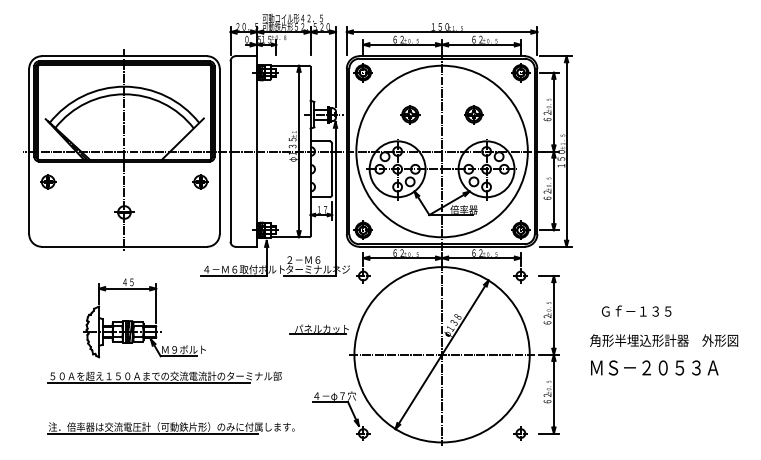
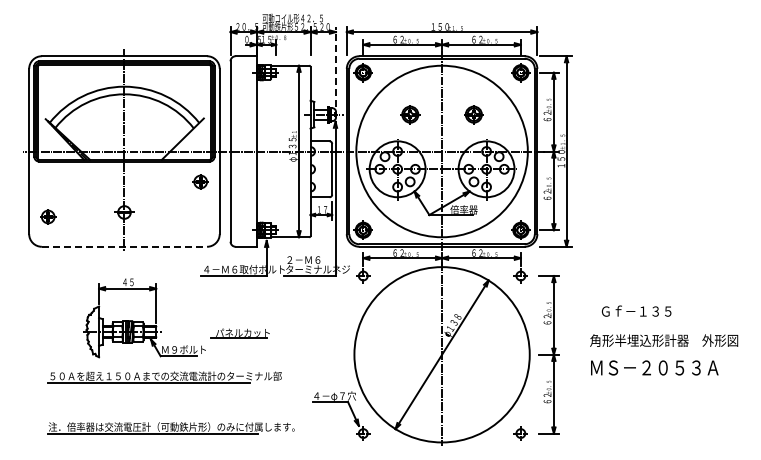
line: solid -> dashed (336, 66)
part position: (48, 181) -> (48, 216) (48, 216)
line: solid -> dashed (124, 246)
part position: (318, 329) -> (239, 333) (239, 333)
line: present -> none (441, 354)
